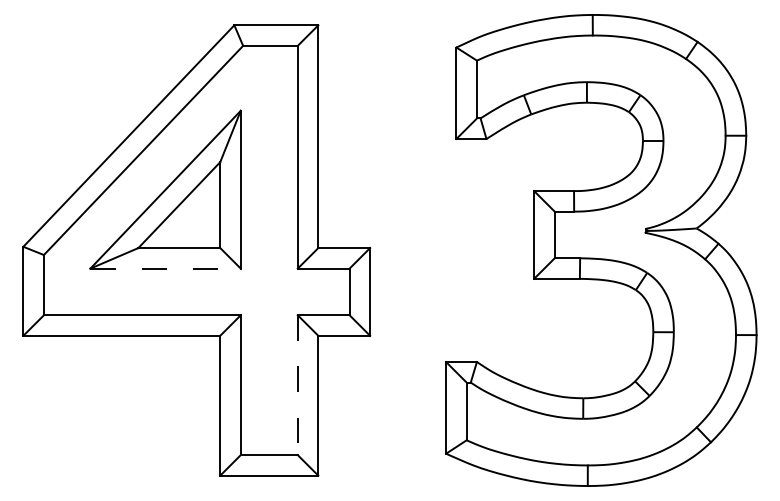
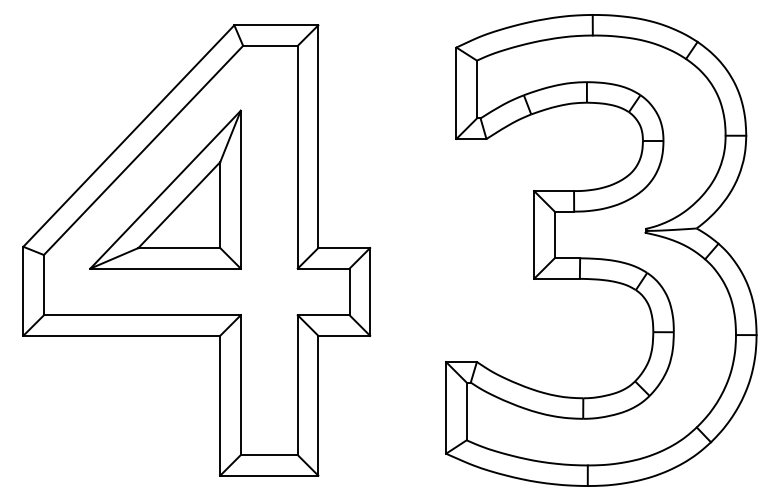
line: dashed -> solid (166, 268)
line: dashed -> solid (297, 385)
